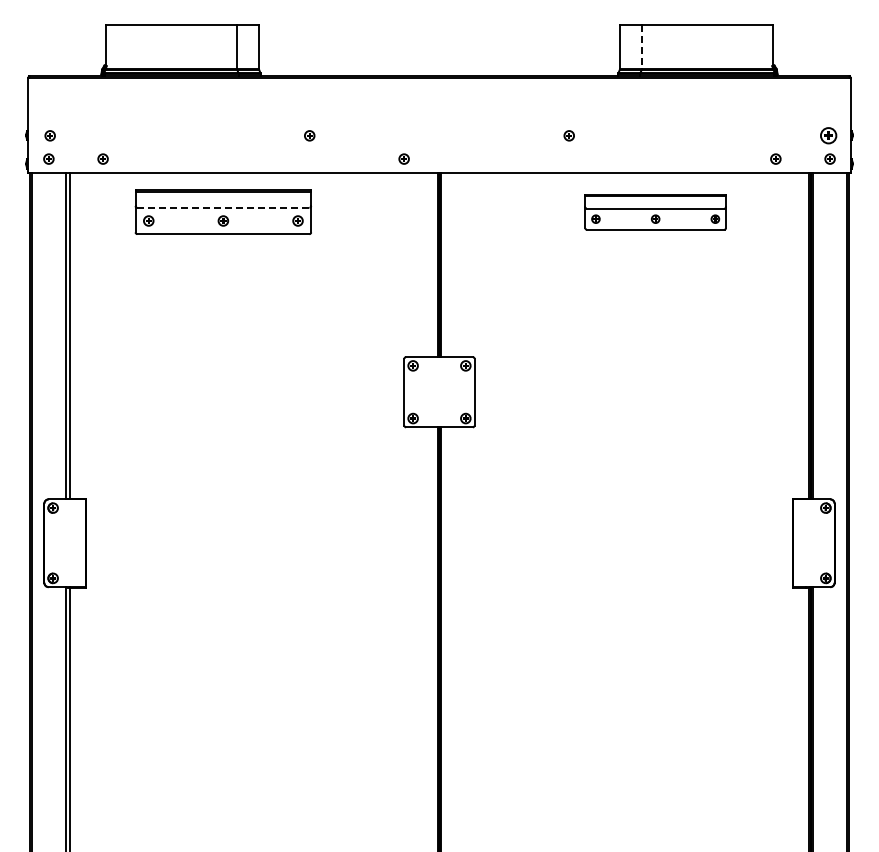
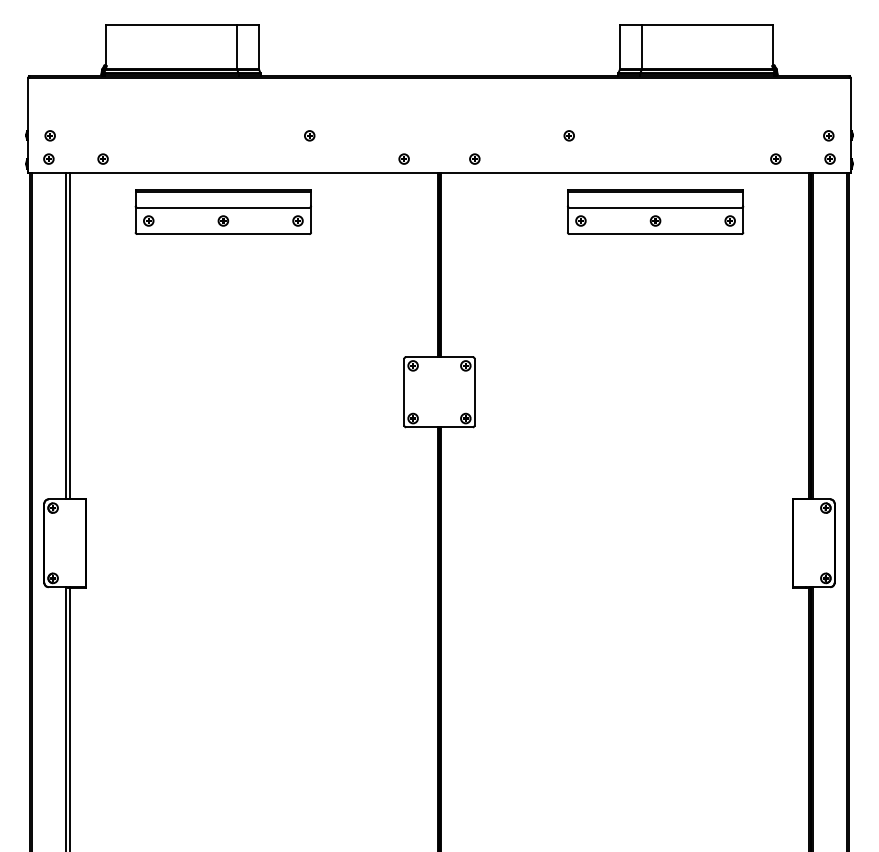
line: dashed -> solid (641, 47)
part size: 18x18 px -> 12x12 px (828, 135)
part: none -> present (474, 158)
line: dashed -> solid (222, 207)
part size: 143x37 px -> 178x46 px (655, 211)
